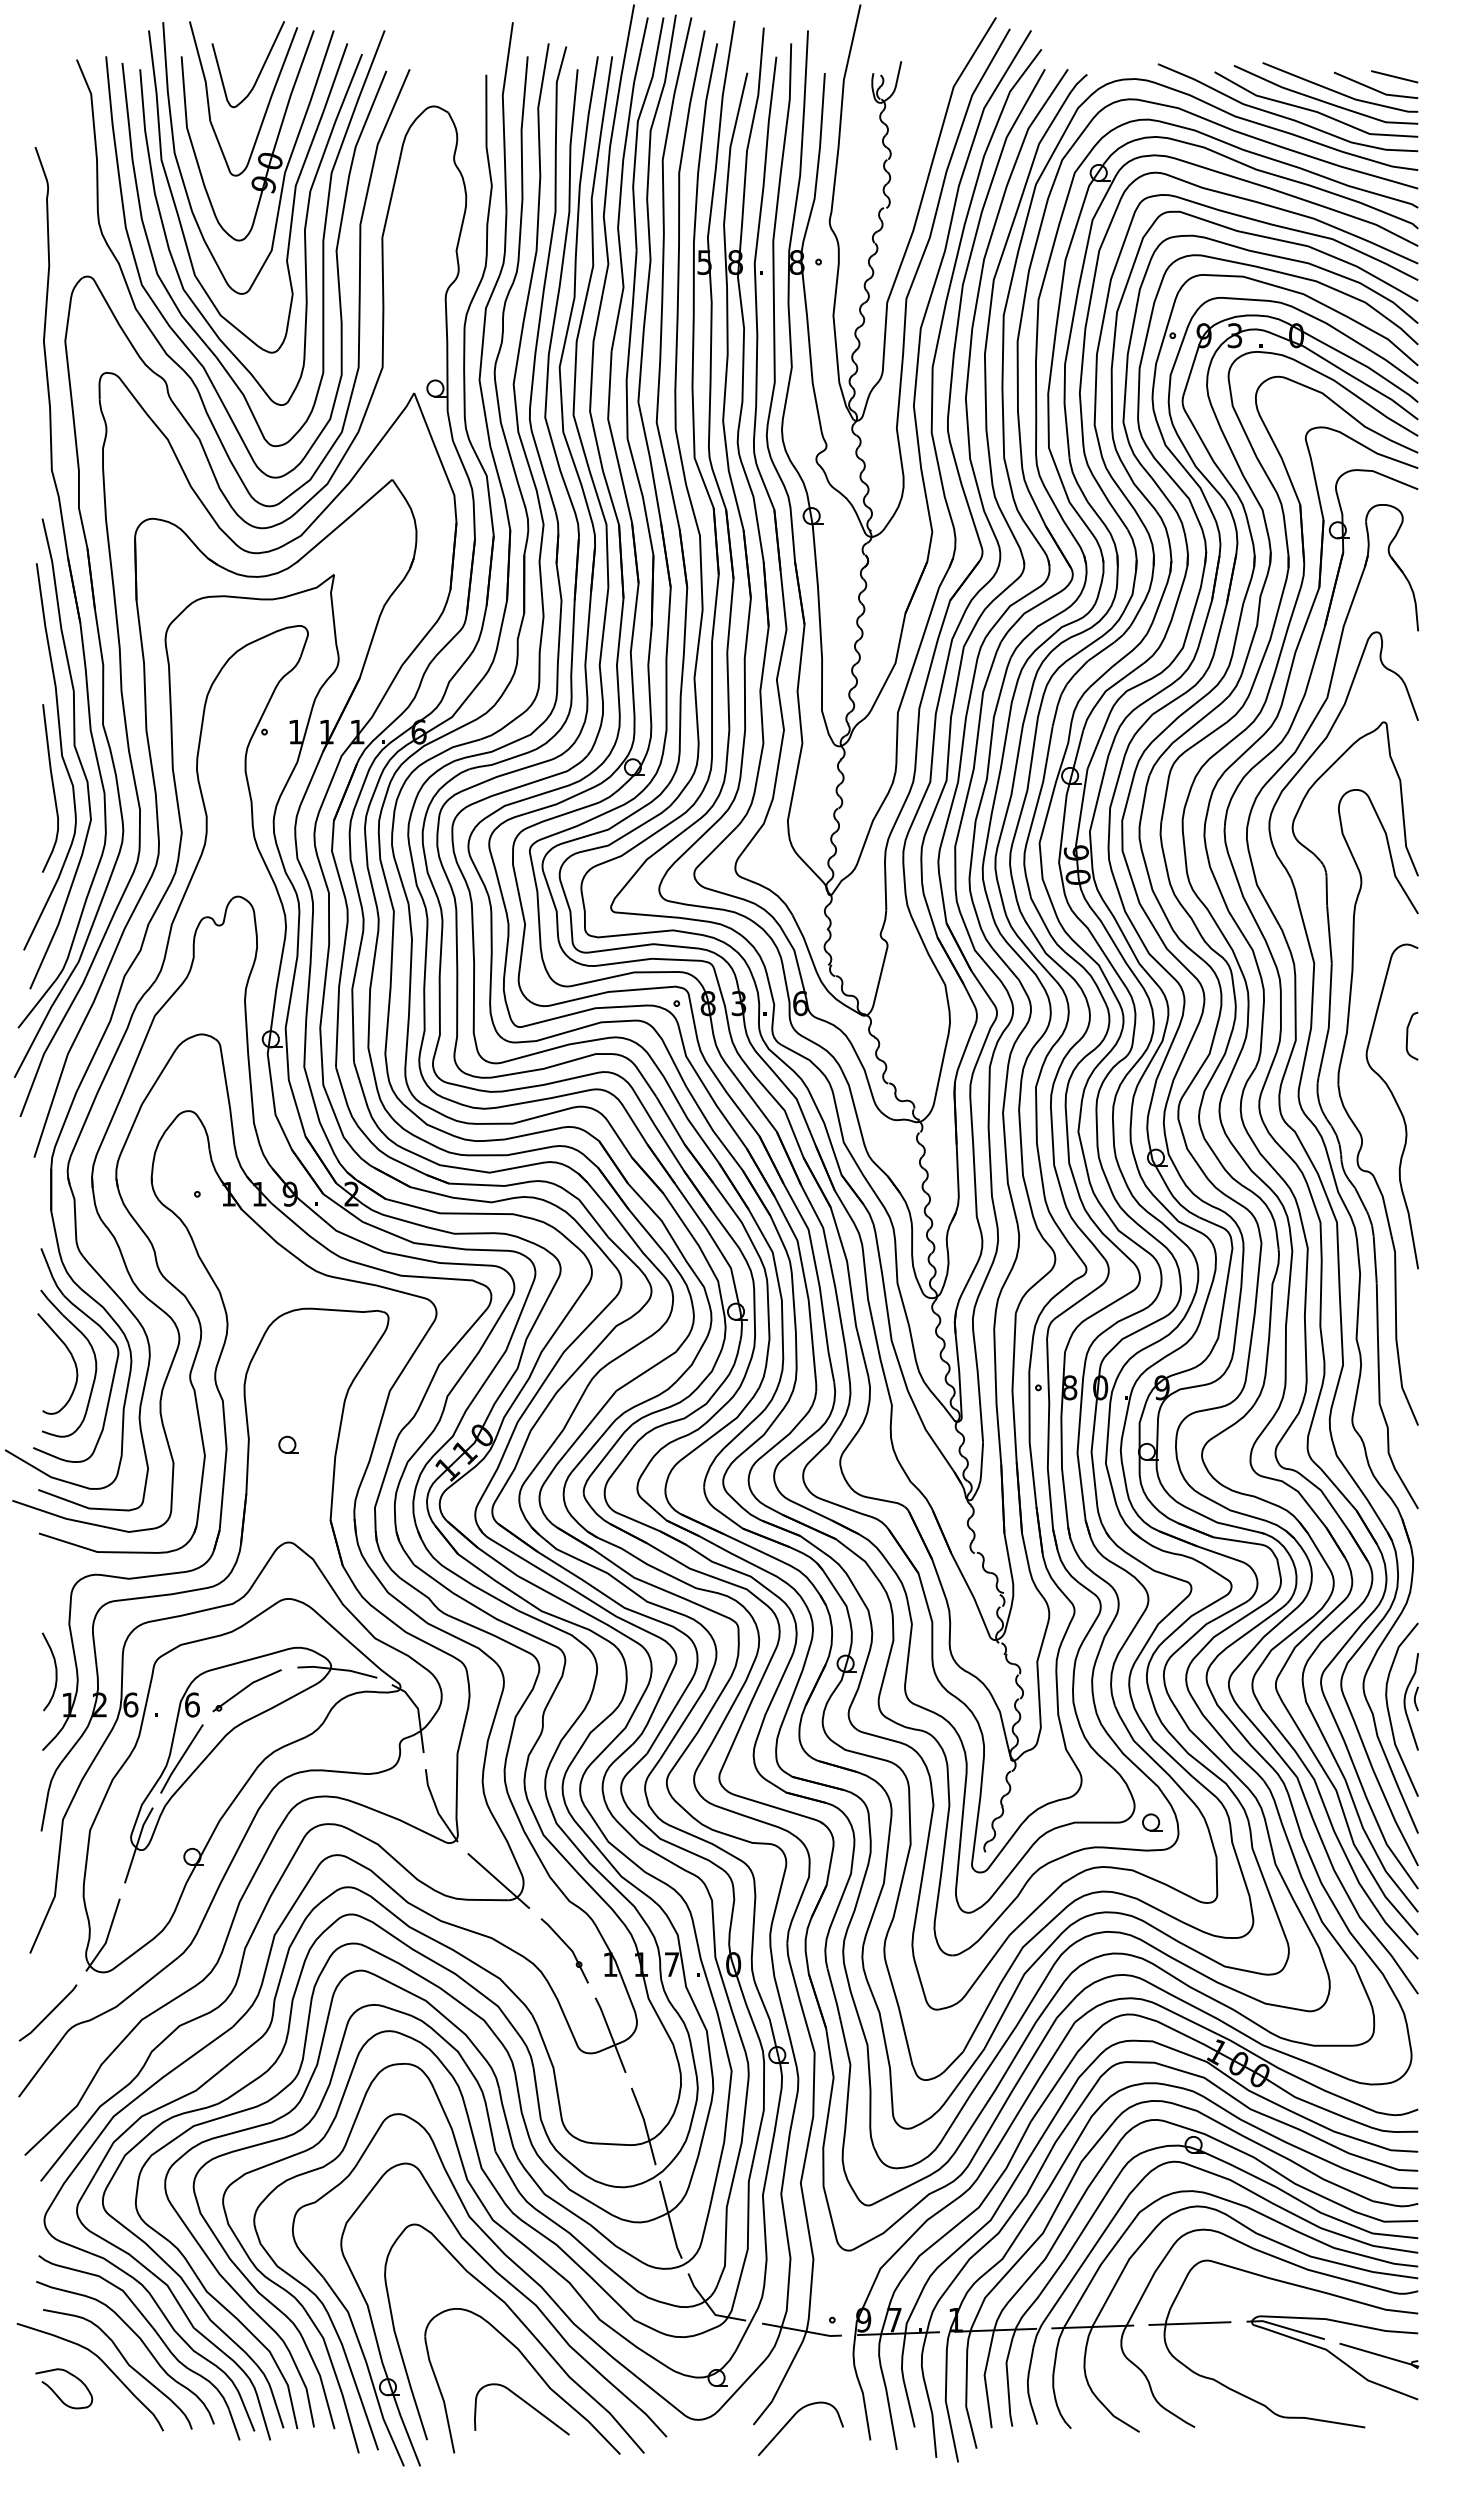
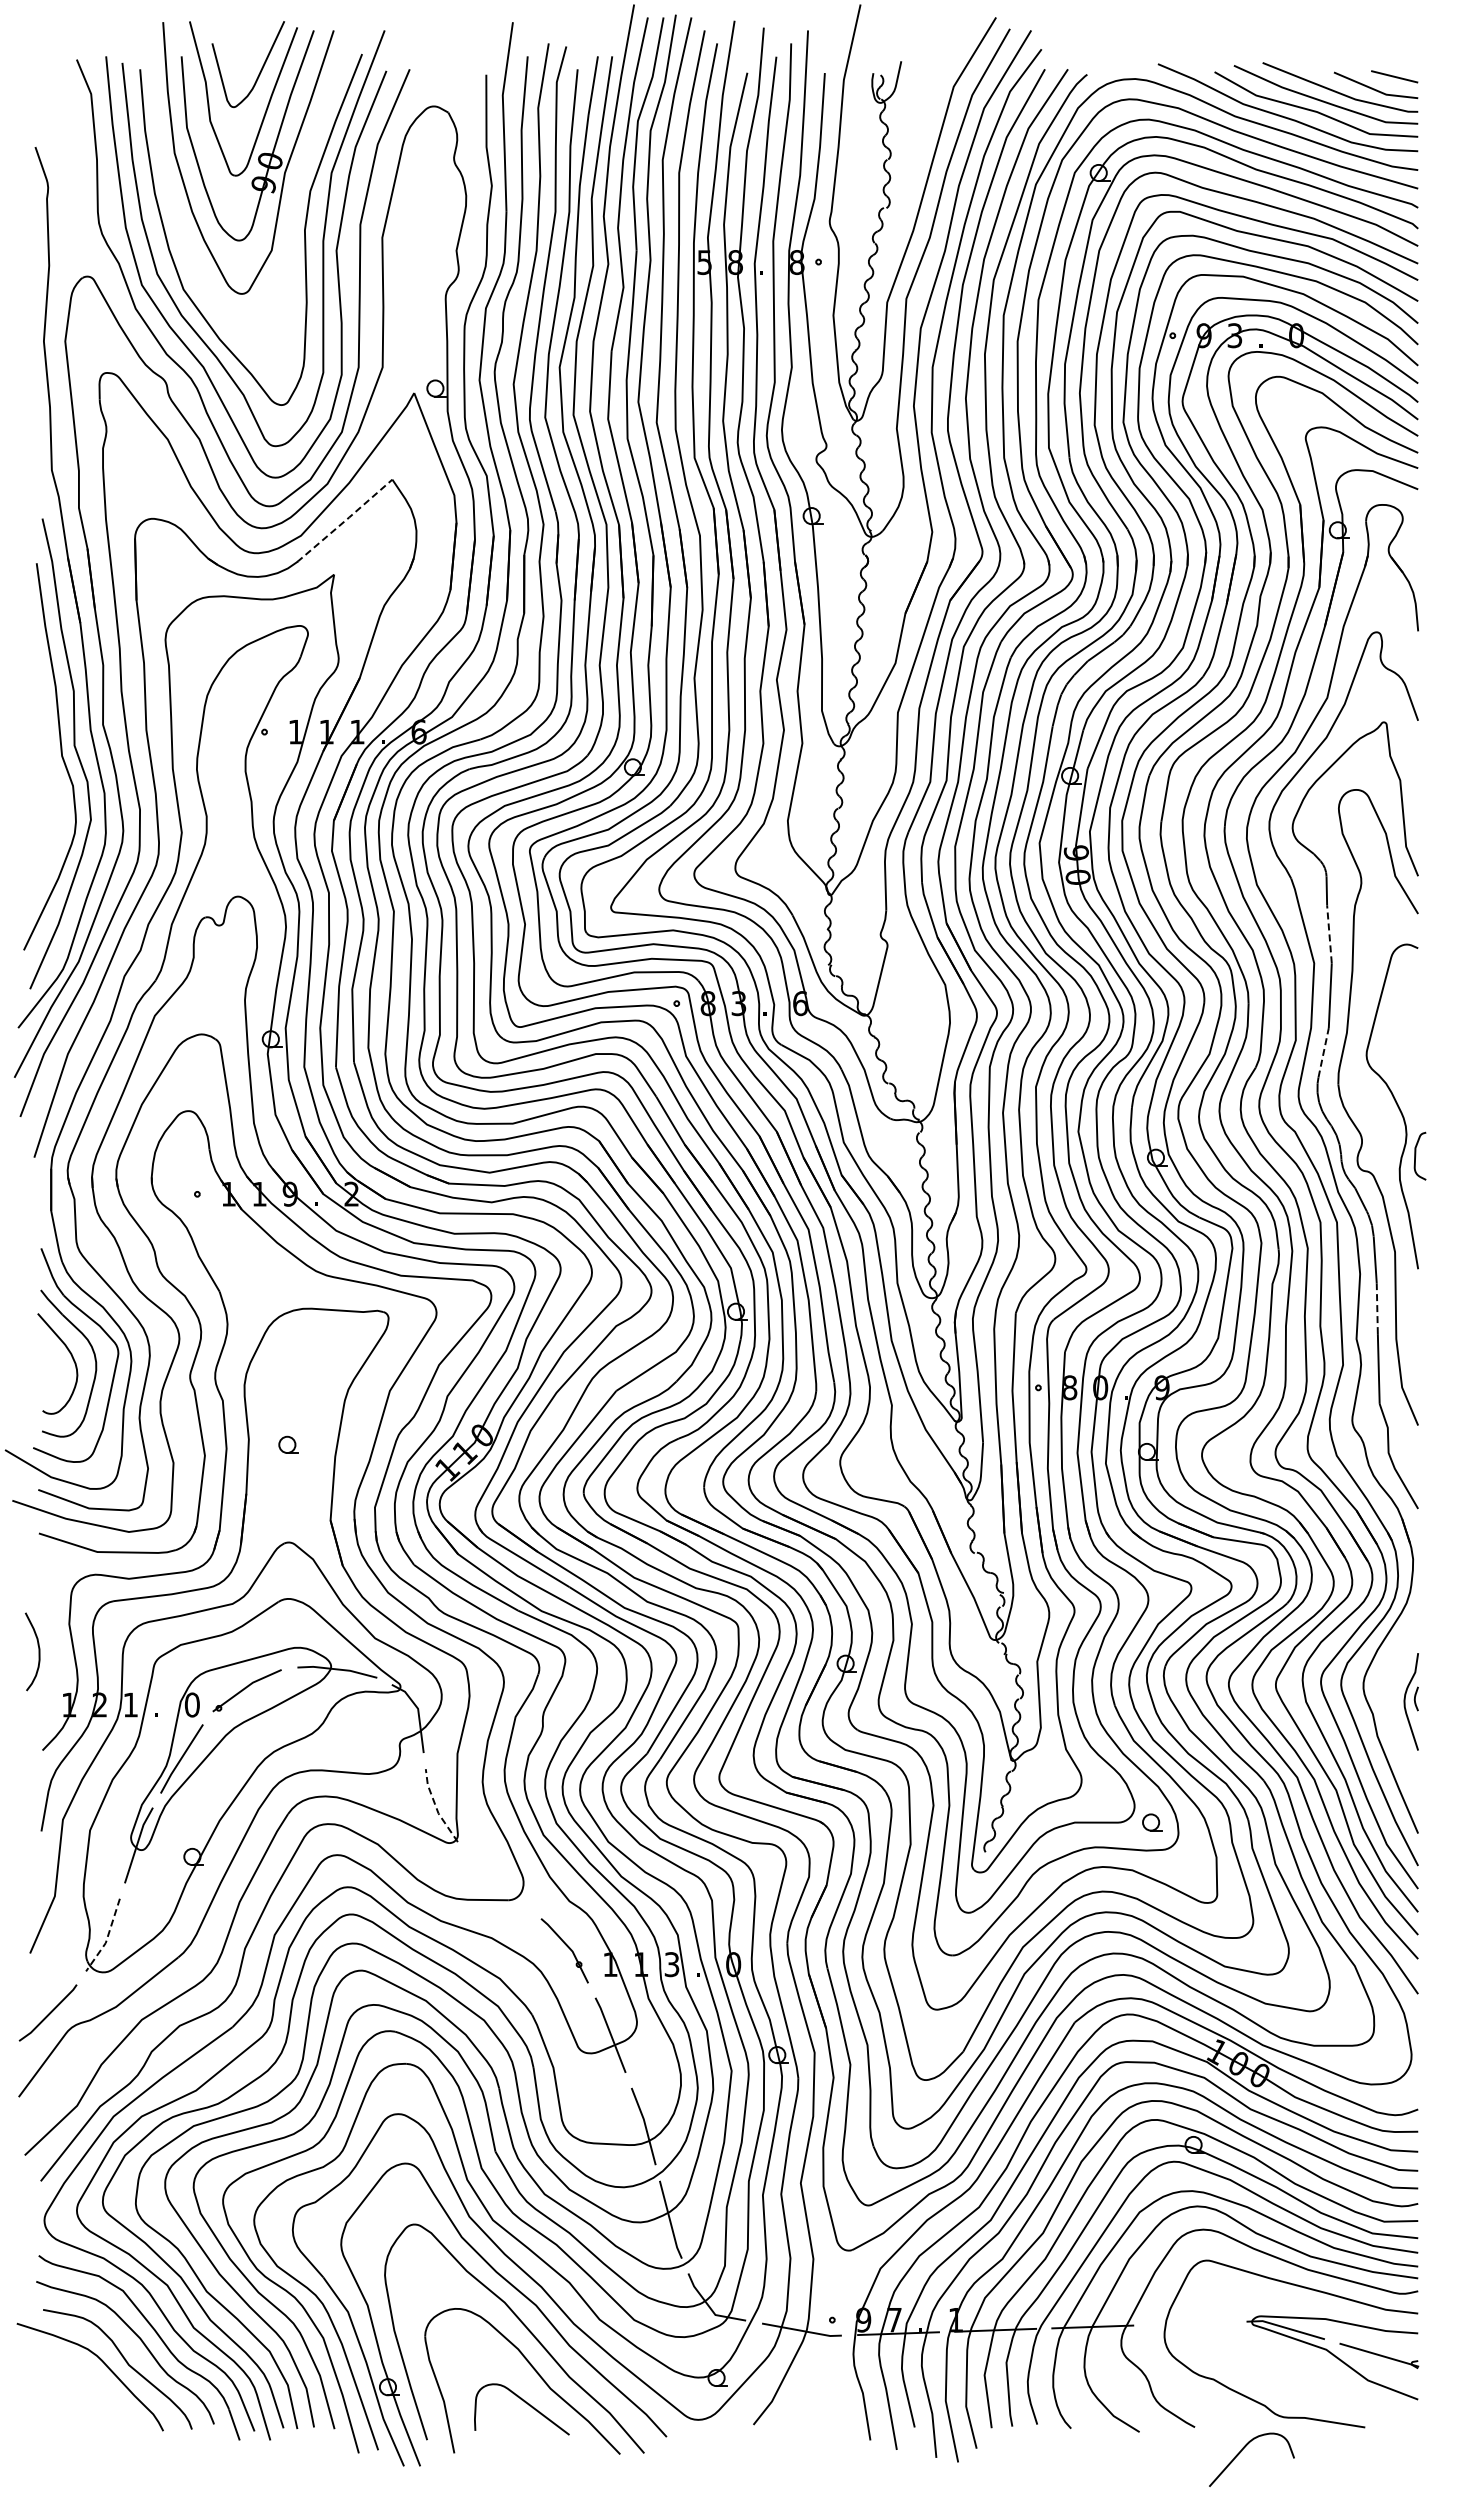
part: present -> none (293, 194)
line: solid -> dashed (344, 521)
curve: present -> none (52, 788)
line: solid -> dashed (1329, 933)
curve position: (1408, 1035) -> (1416, 1155) (1416, 1155)
line: solid -> dashed (1323, 1052)
line: solid -> dashed (1377, 1308)
curve position: (55, 1671) -> (38, 1651) (38, 1651)
text: 6 -> 1 (130, 1704)
text: 6 -> 0 (191, 1704)
curve: present -> none (1389, 1710)
line: solid -> dashed (436, 1807)
line: present -> none (498, 1880)
line: solid -> dashed (107, 1938)
text: 7 -> 3 (671, 1964)
line: present -> none (1189, 2323)
part: present -> none (57, 2394)
curve position: (790, 2421) -> (1241, 2452) (1241, 2452)
